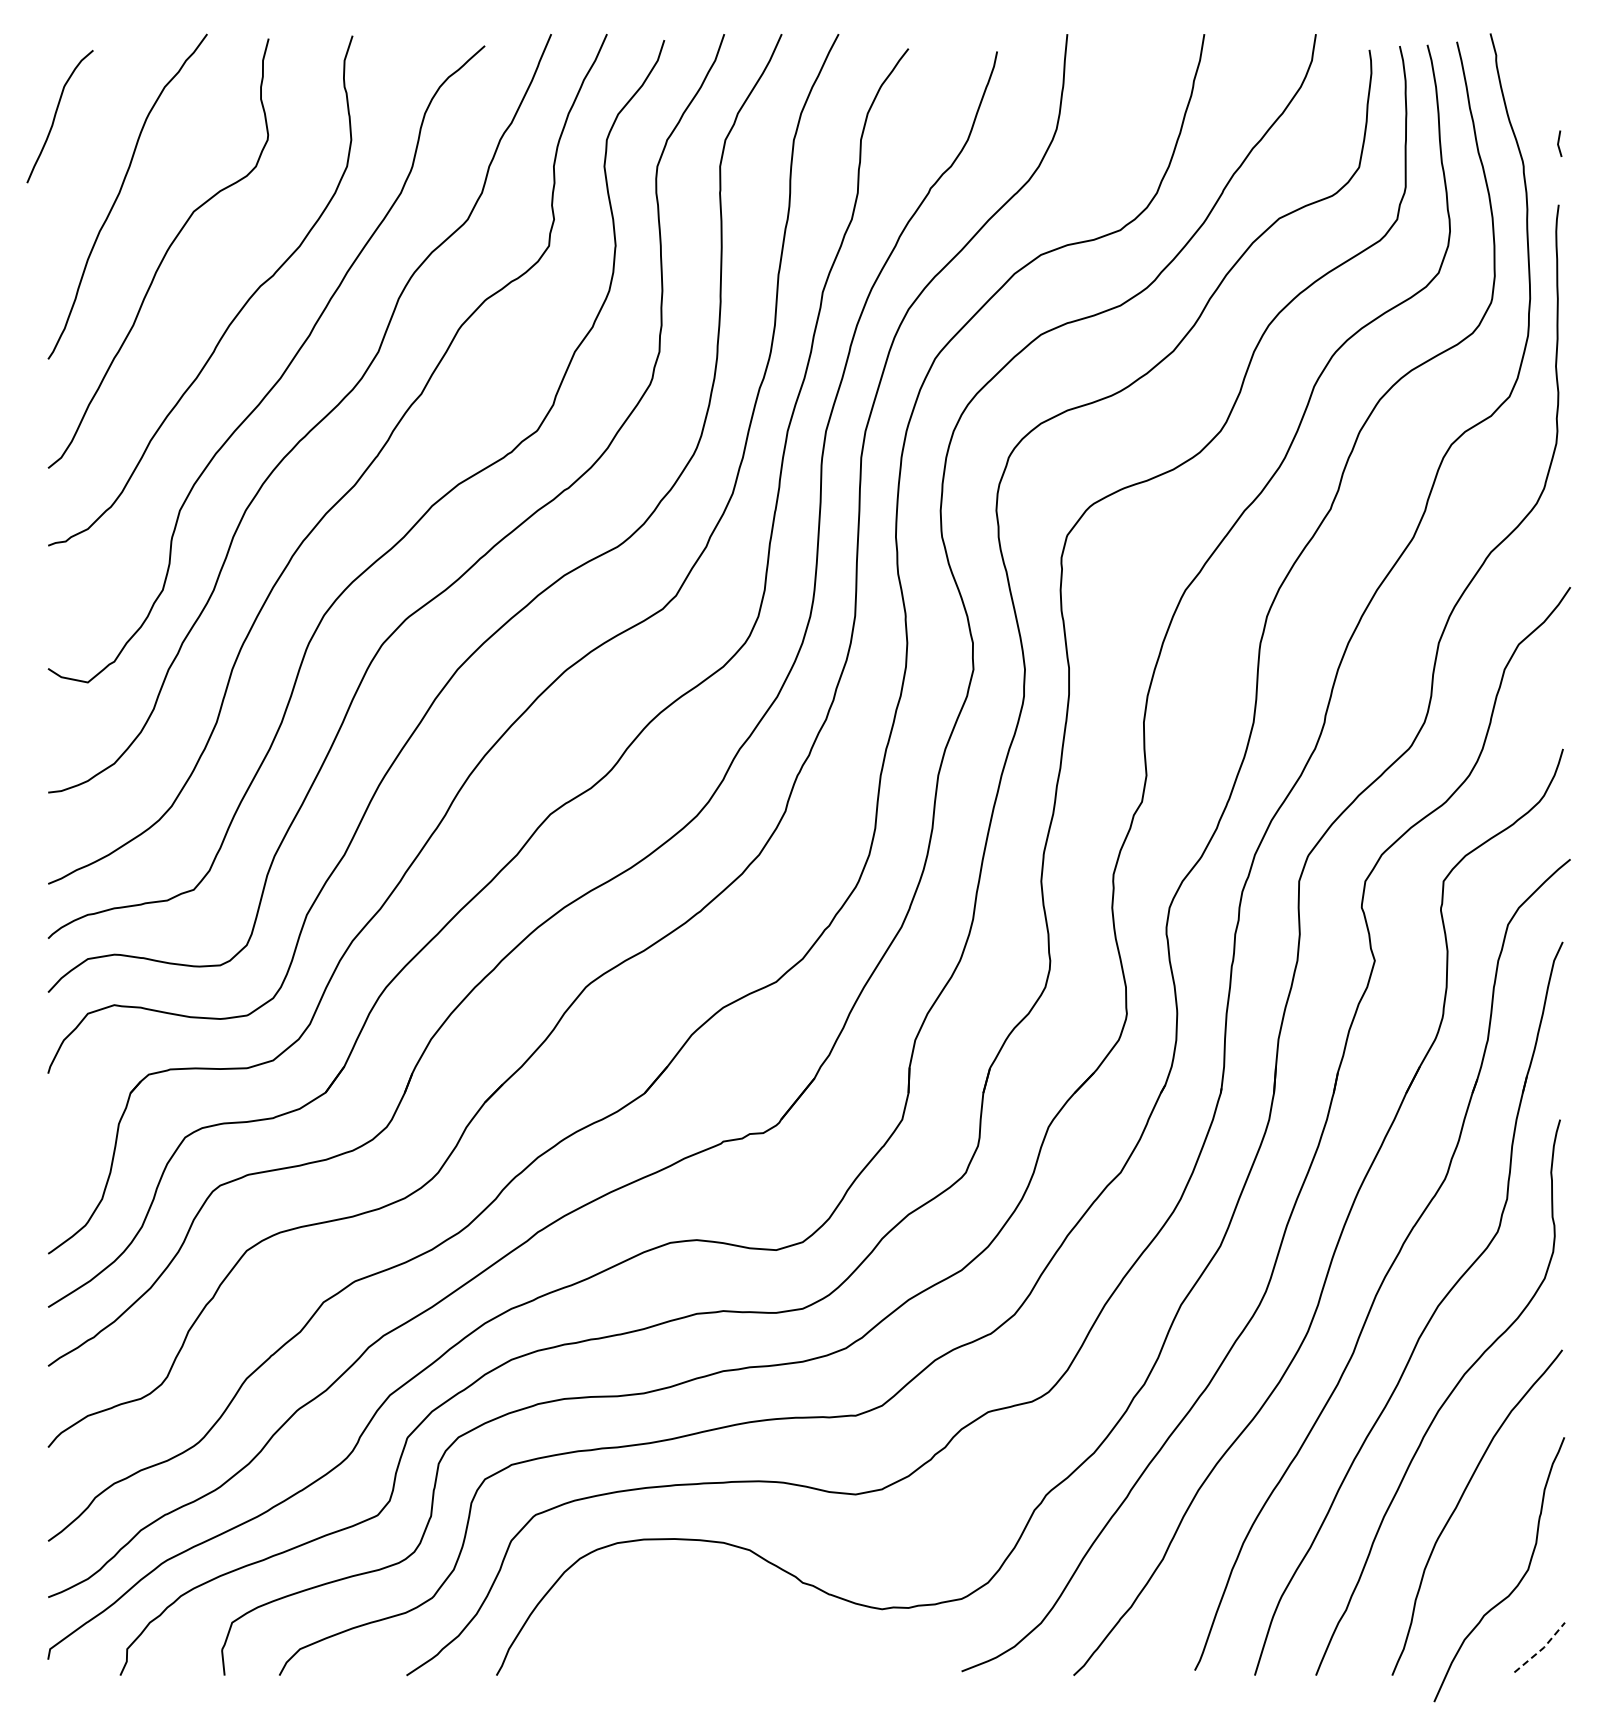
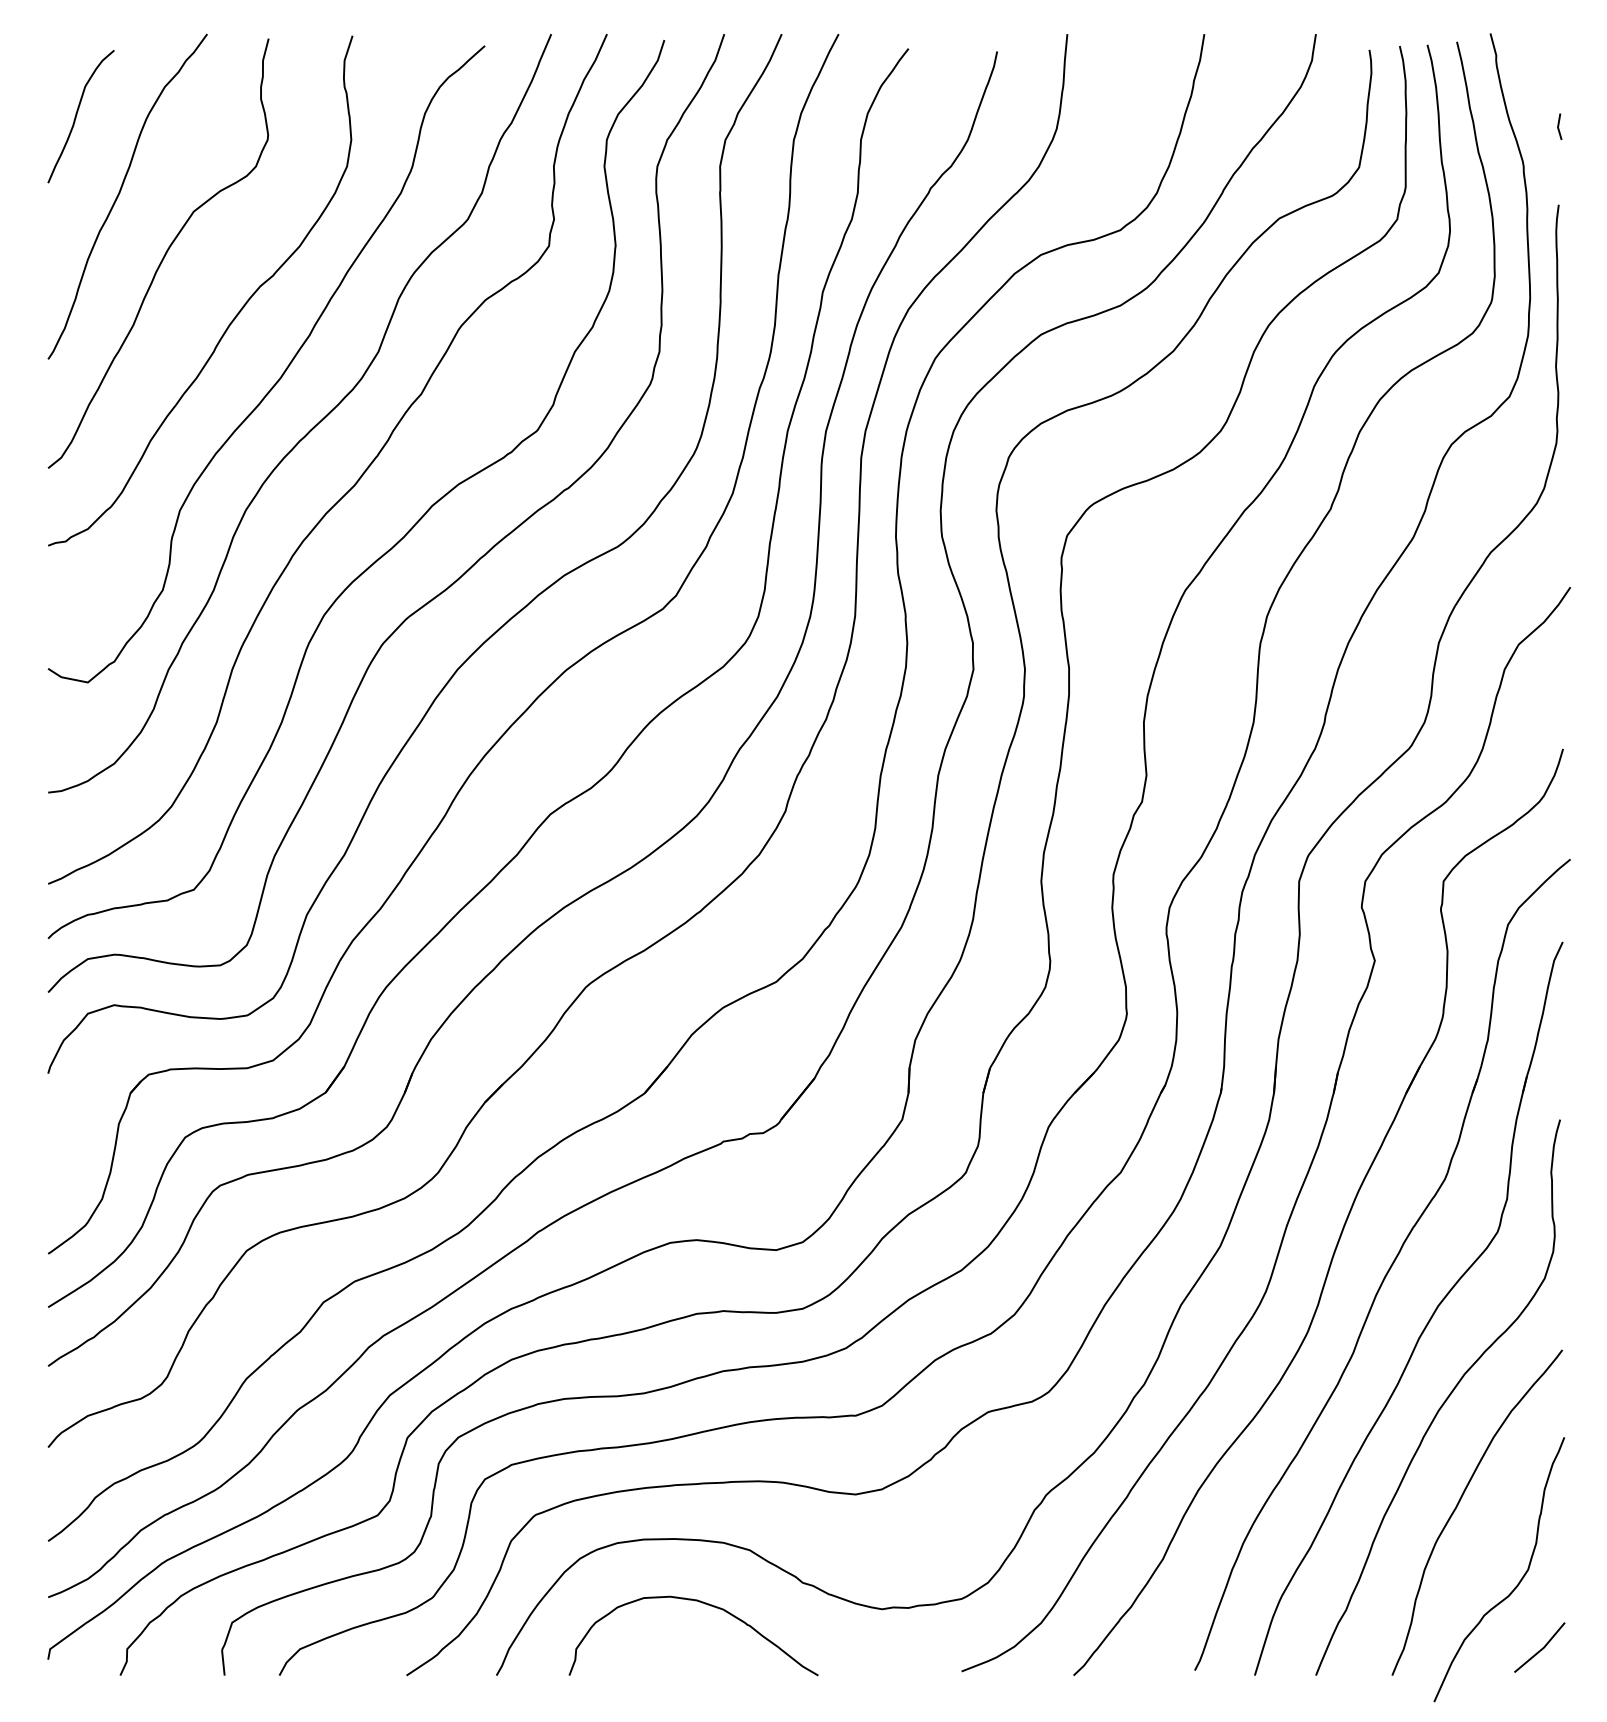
curve position: (56, 114) -> (77, 114) (77, 114)
line position: (1559, 143) -> (1559, 126) (1559, 126)
curve: none -> present (707, 1605)
line: dashed -> solid (1542, 1648)
